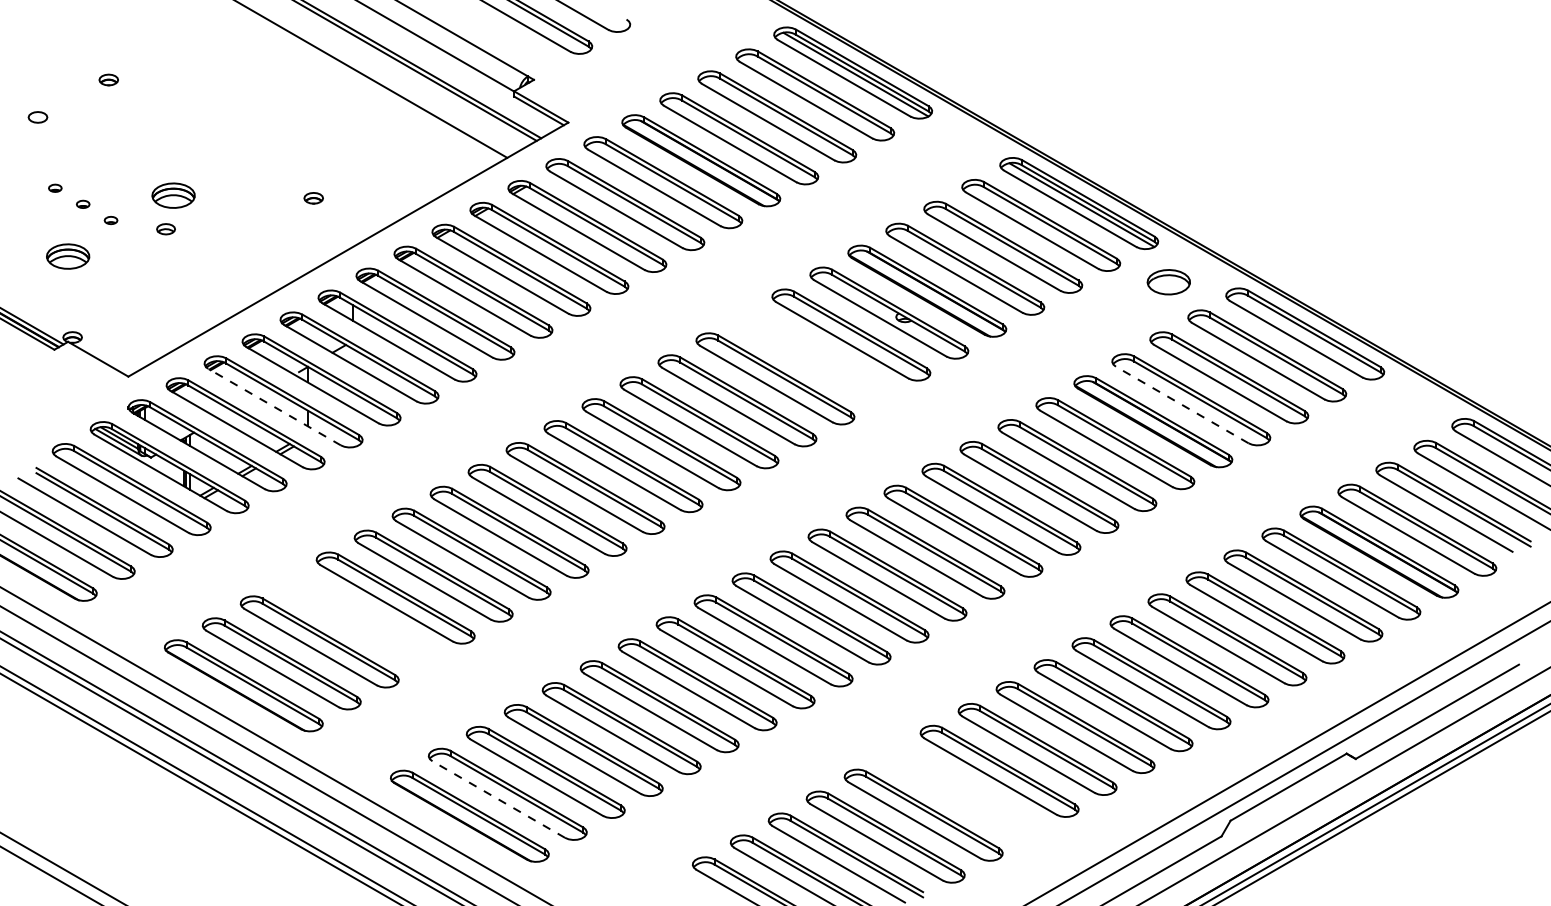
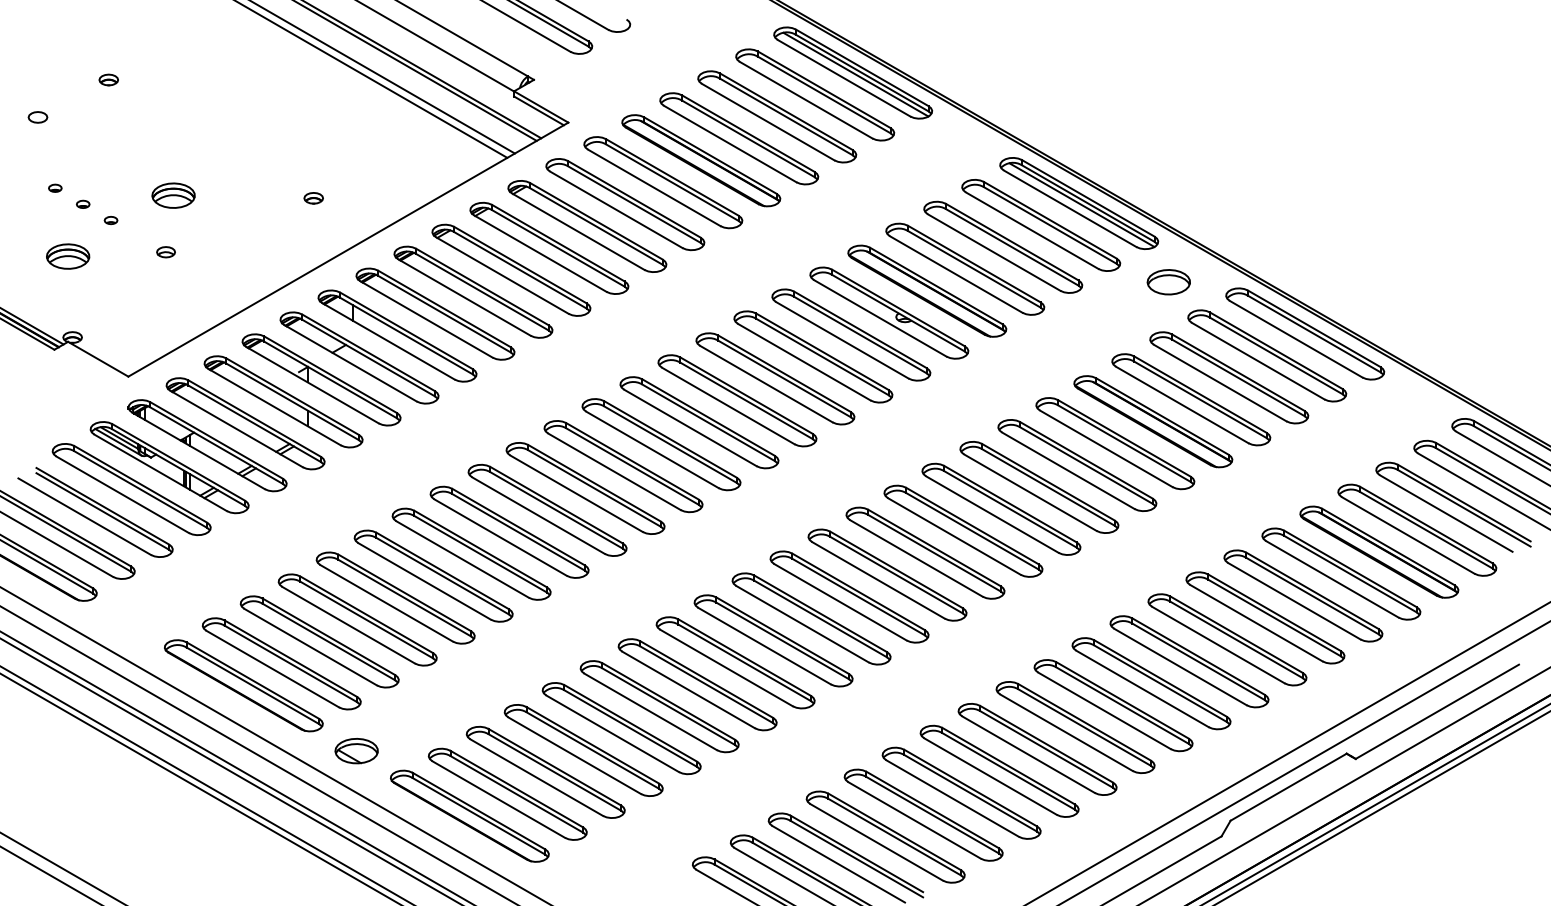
line: none -> present (383, 77)
part position: (165, 229) -> (165, 252) (165, 252)
part: none -> present (813, 356)
line: dashed -> solid (1182, 405)
line: dashed -> solid (274, 407)
part: none -> present (357, 619)
part: none -> present (356, 751)
part: none -> present (961, 792)
line: dashed -> solid (498, 799)
